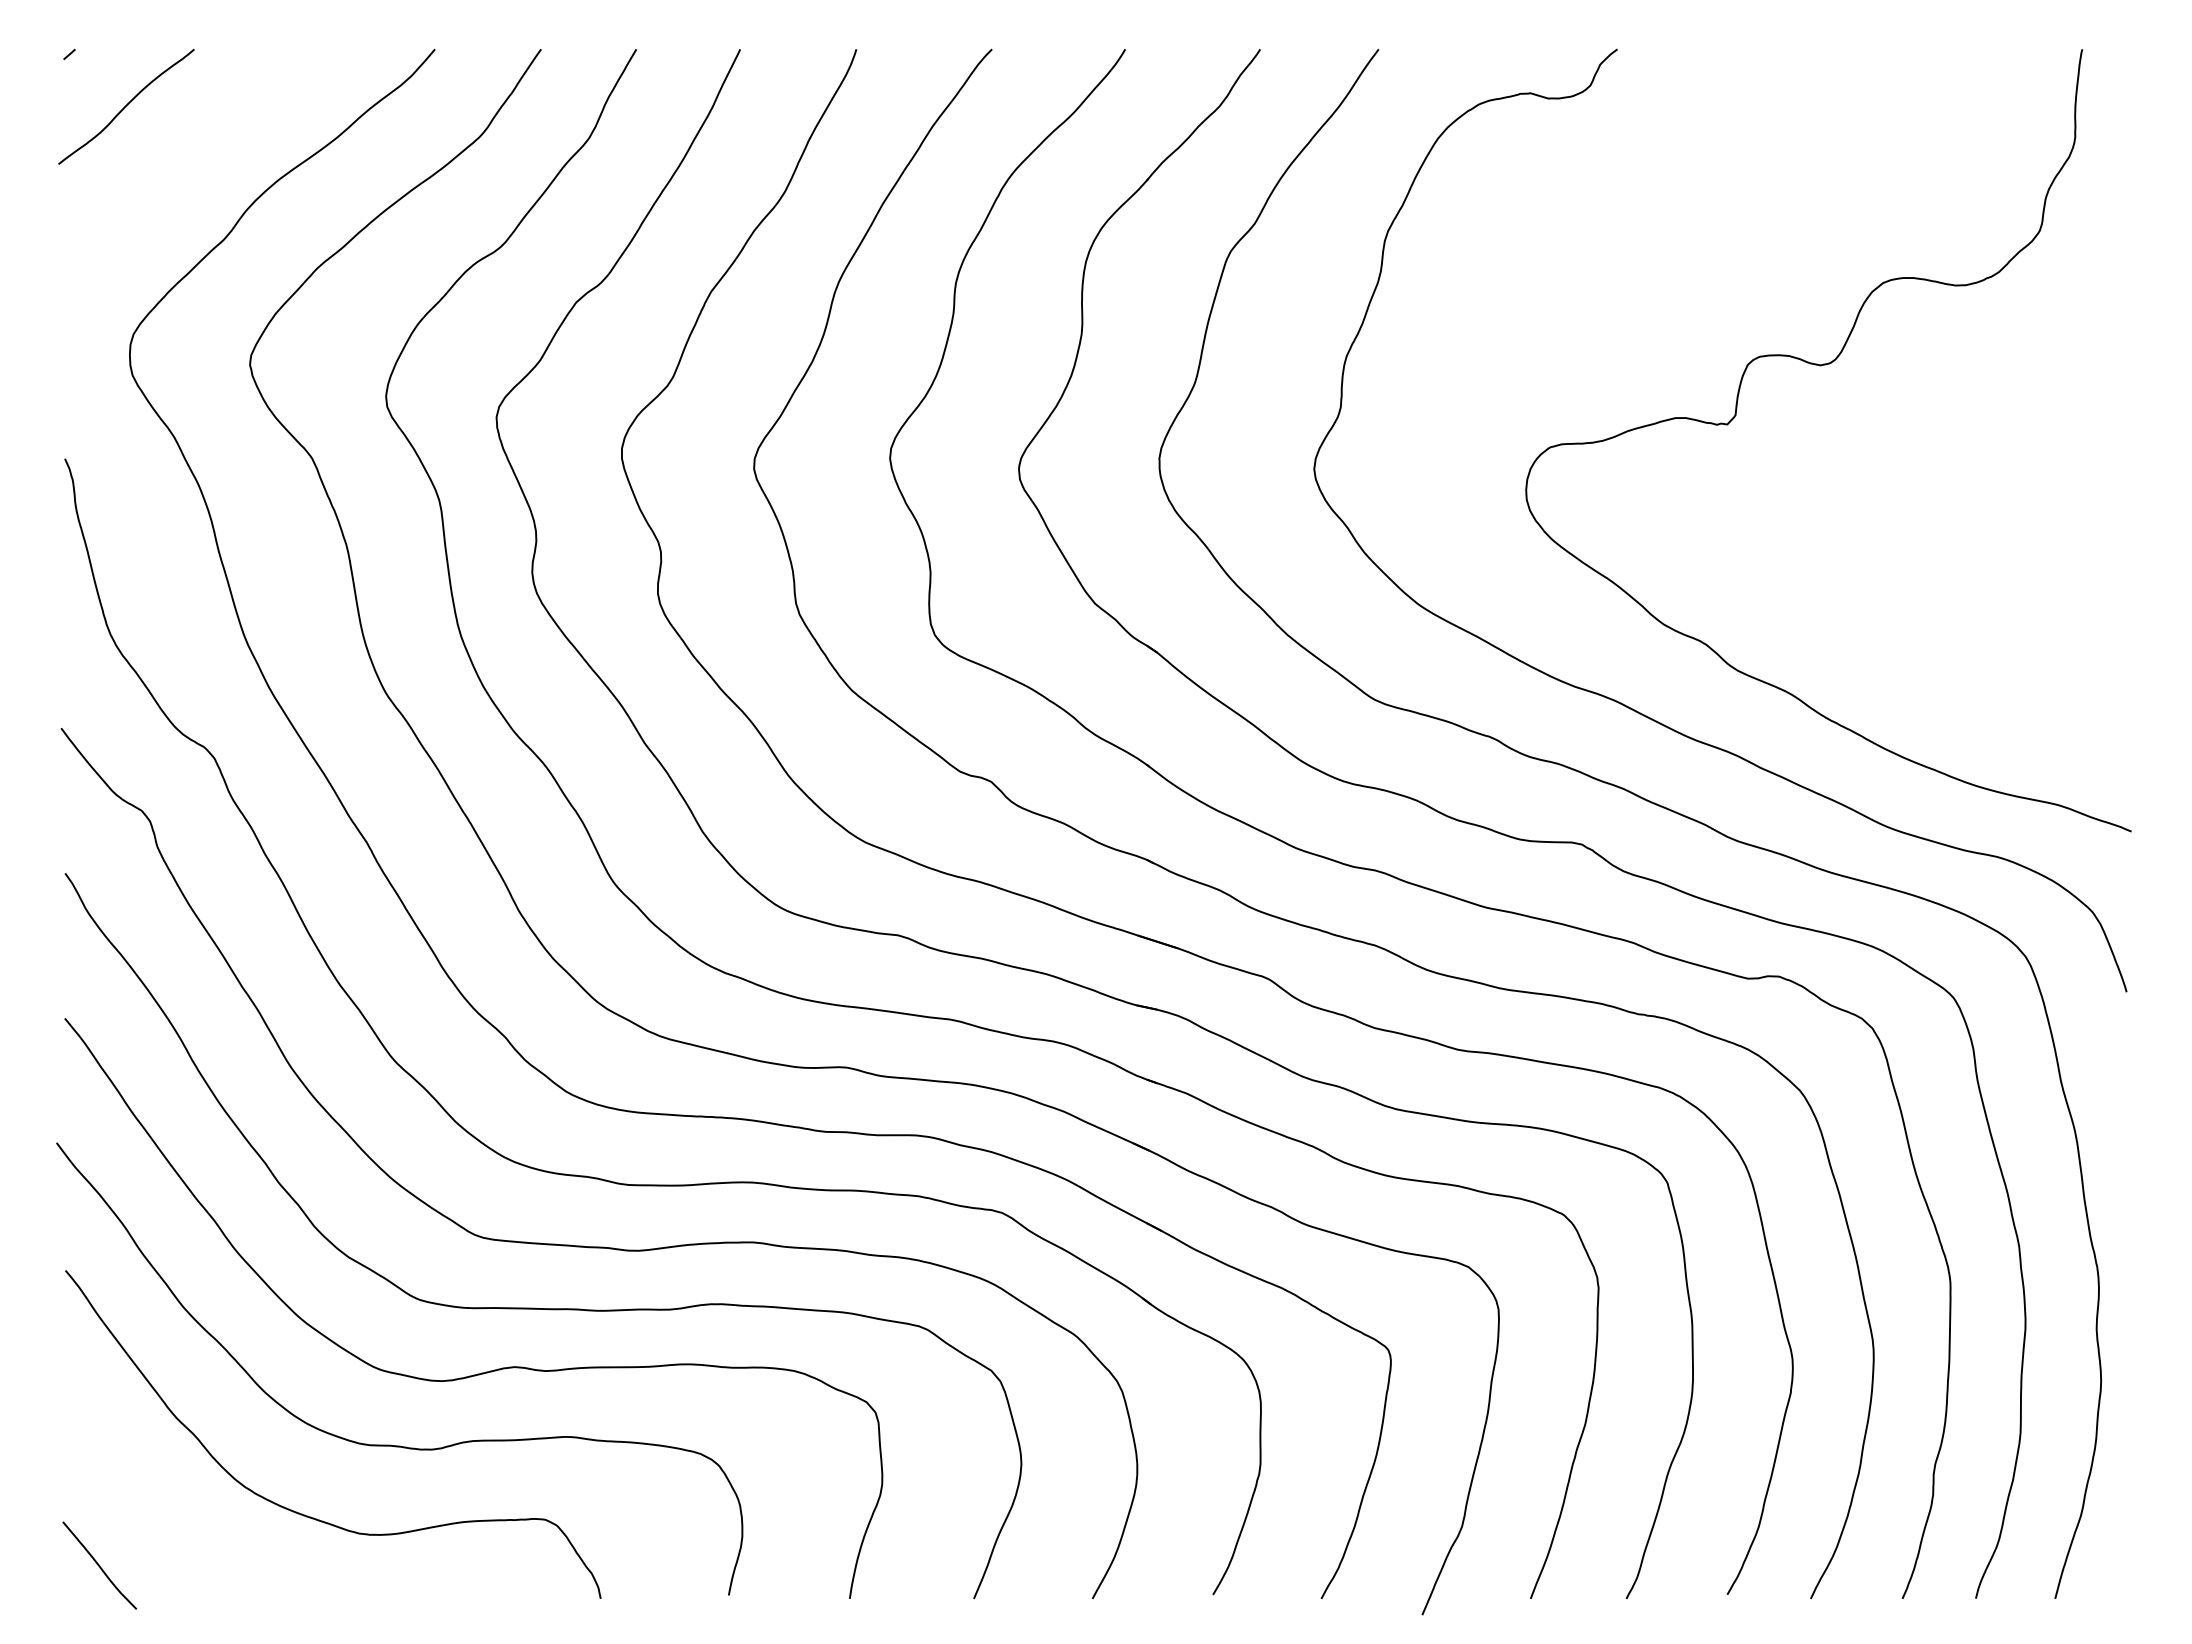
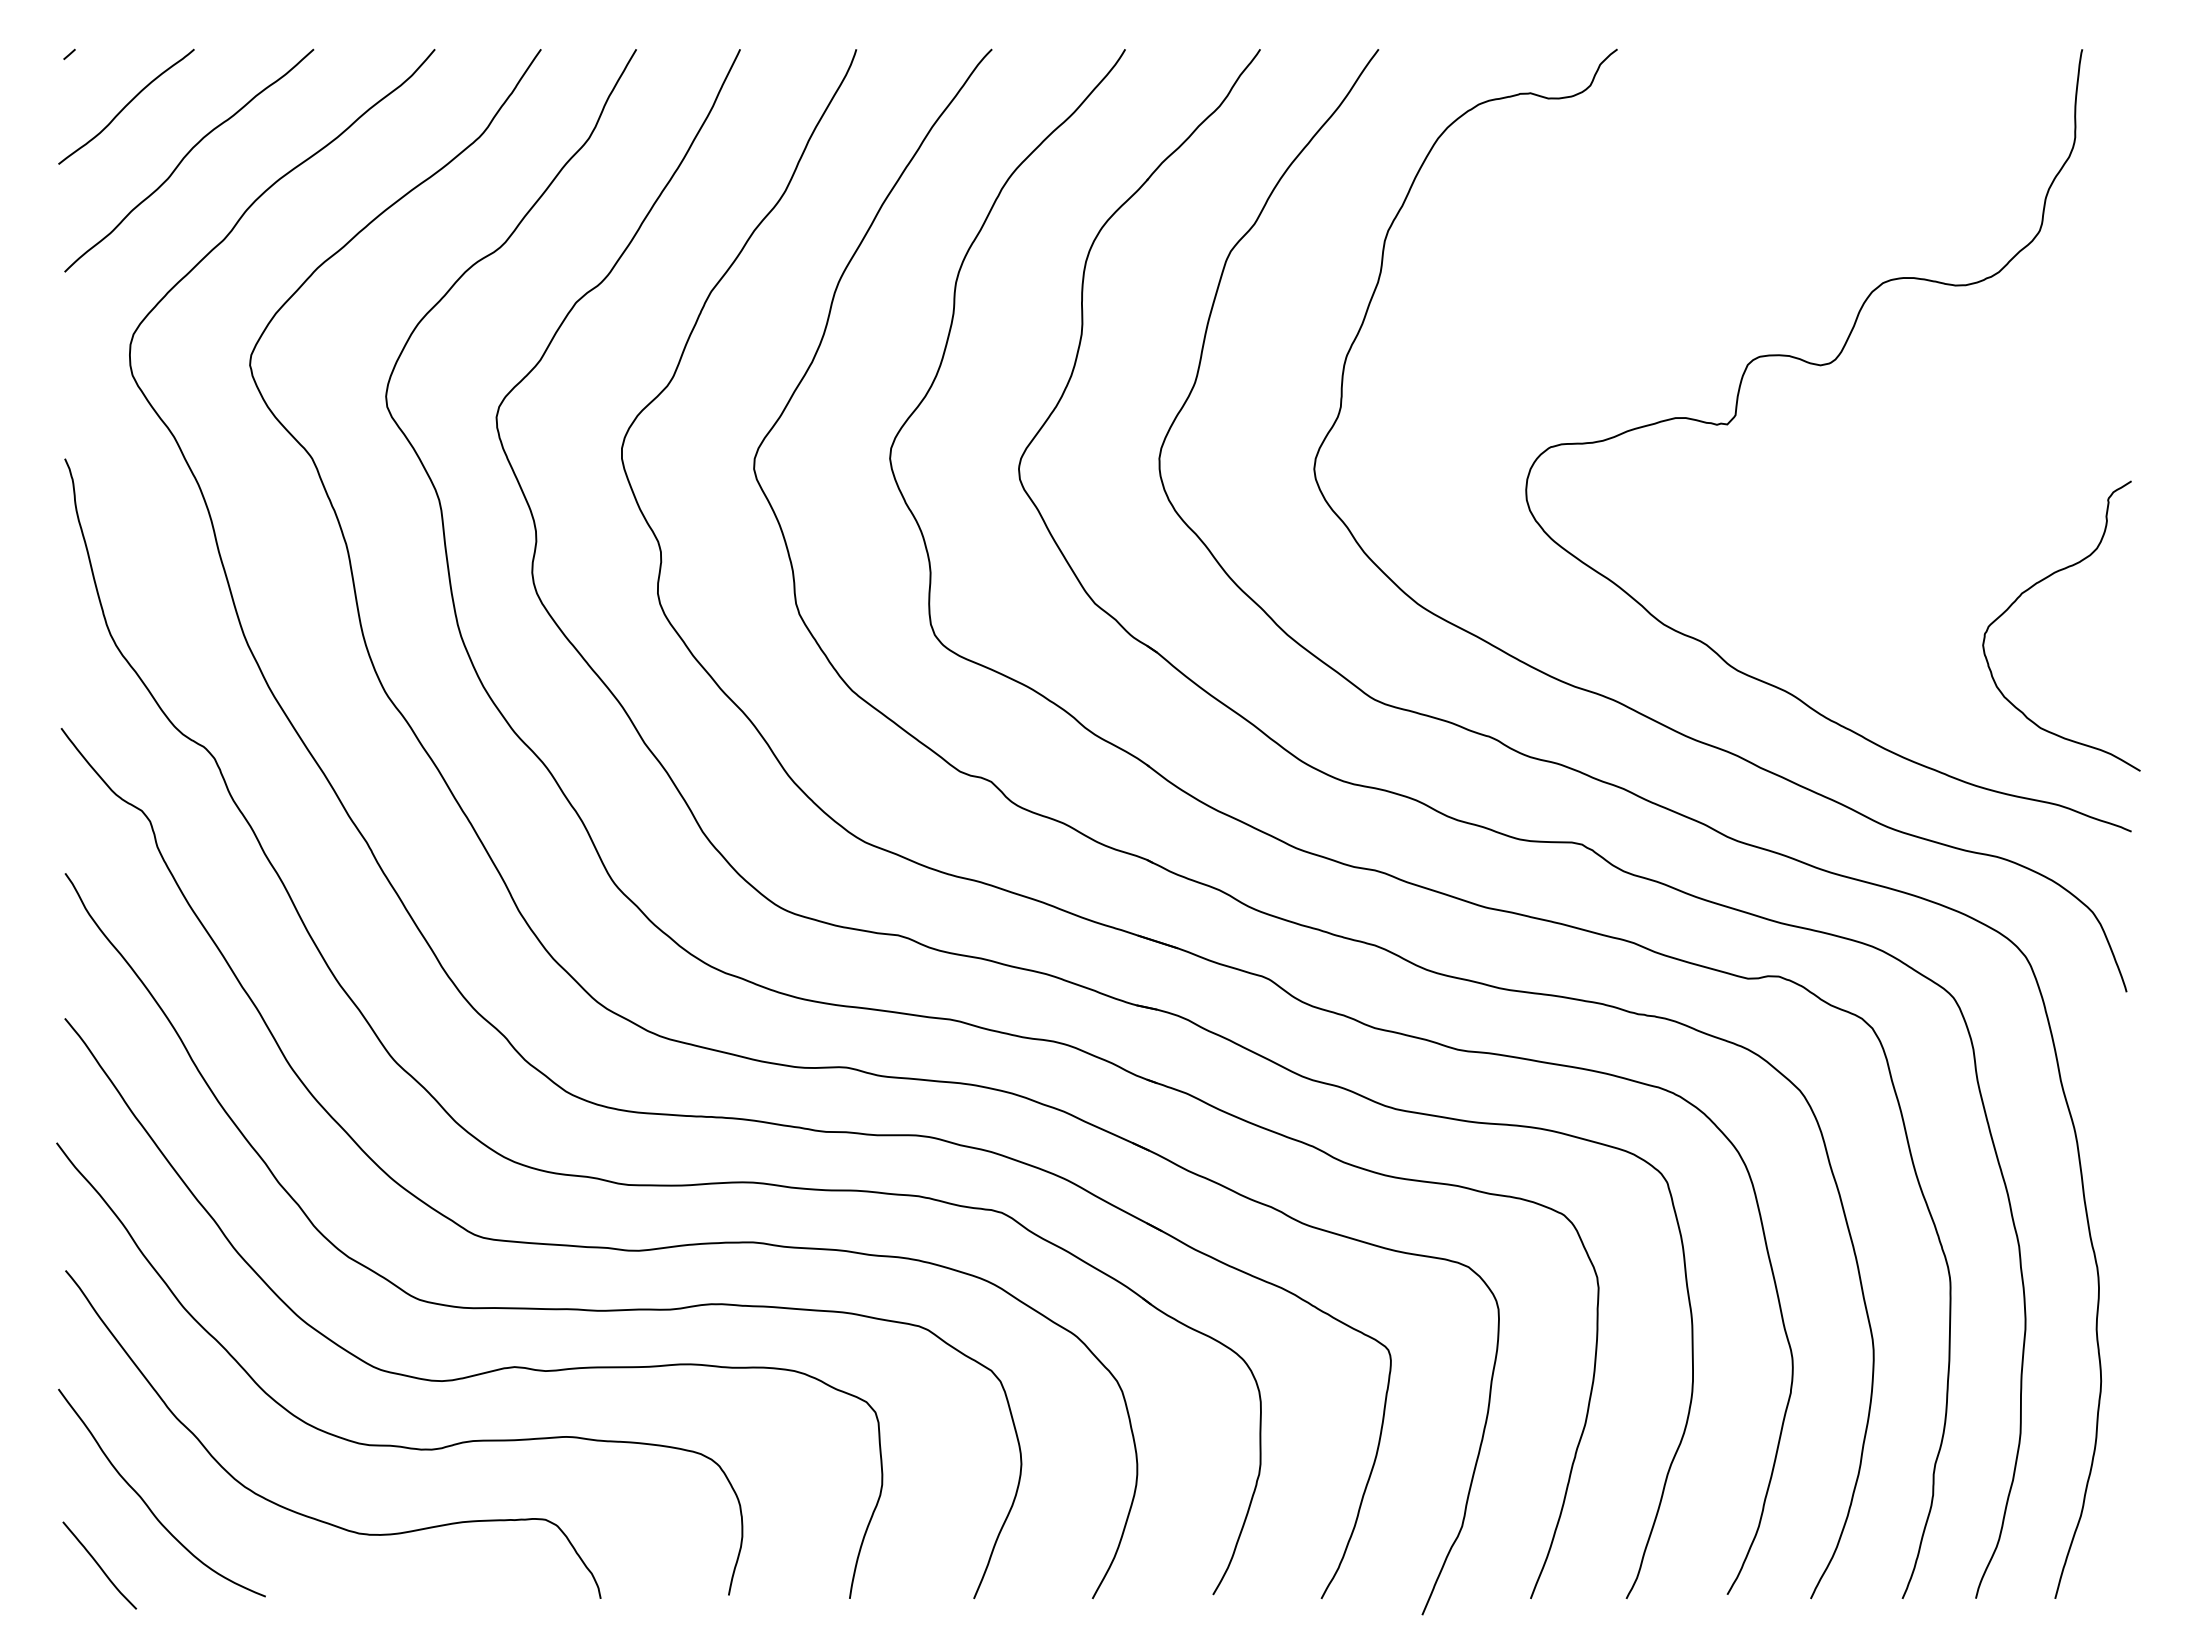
curve: none -> present (186, 156)
curve: none -> present (2031, 588)
curve: none -> present (145, 1501)
